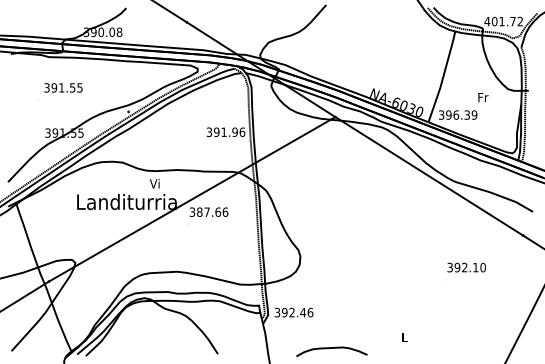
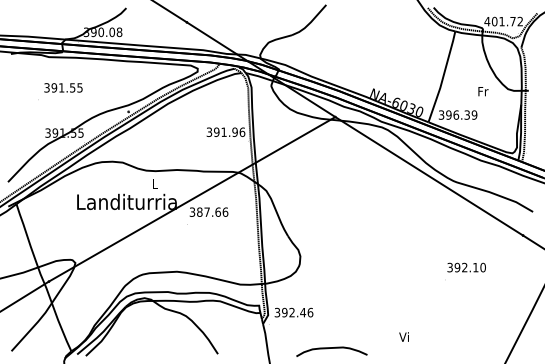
text position: (483, 97) -> (483, 91) (483, 91)
text: Vi -> L (154, 183)
text: L -> Vi (403, 336)
